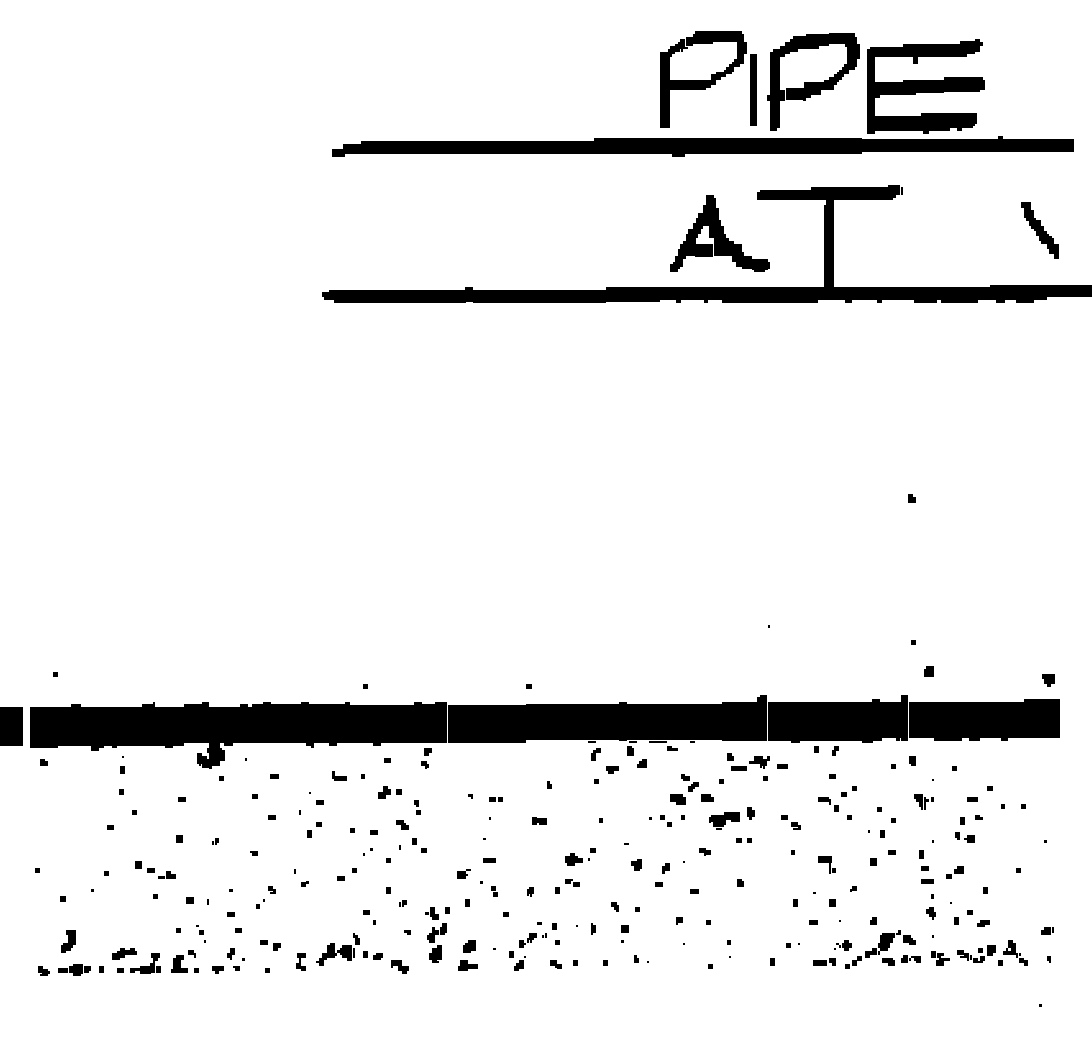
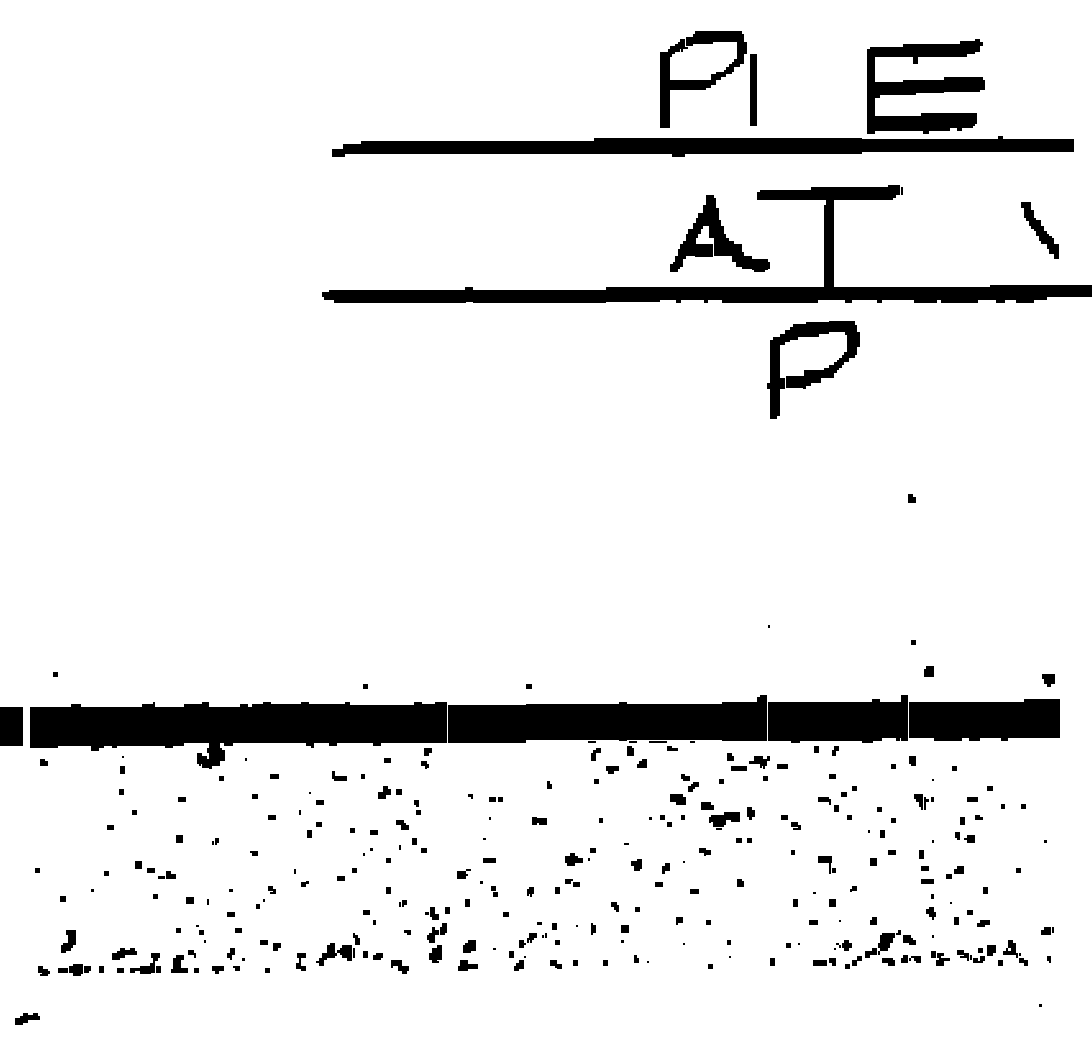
part position: (813, 81) -> (813, 369) (813, 369)
part position: (707, 797) -> (707, 805) (707, 805)
part: none -> present (27, 1018)
